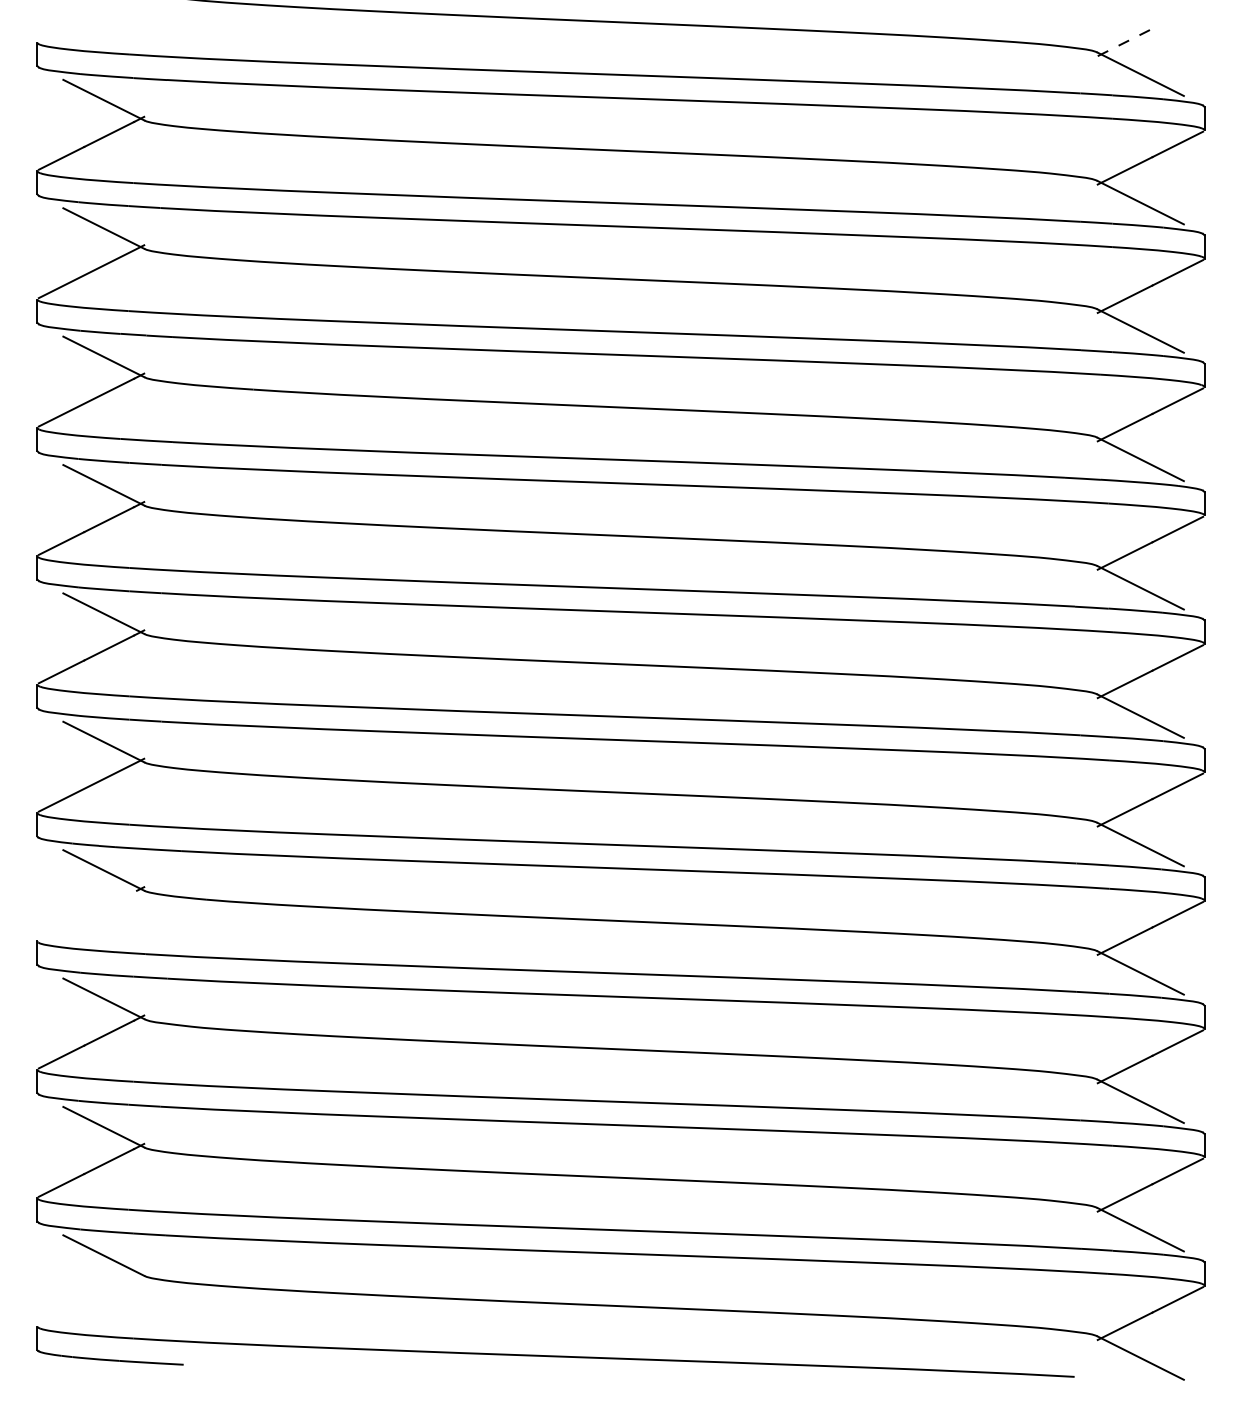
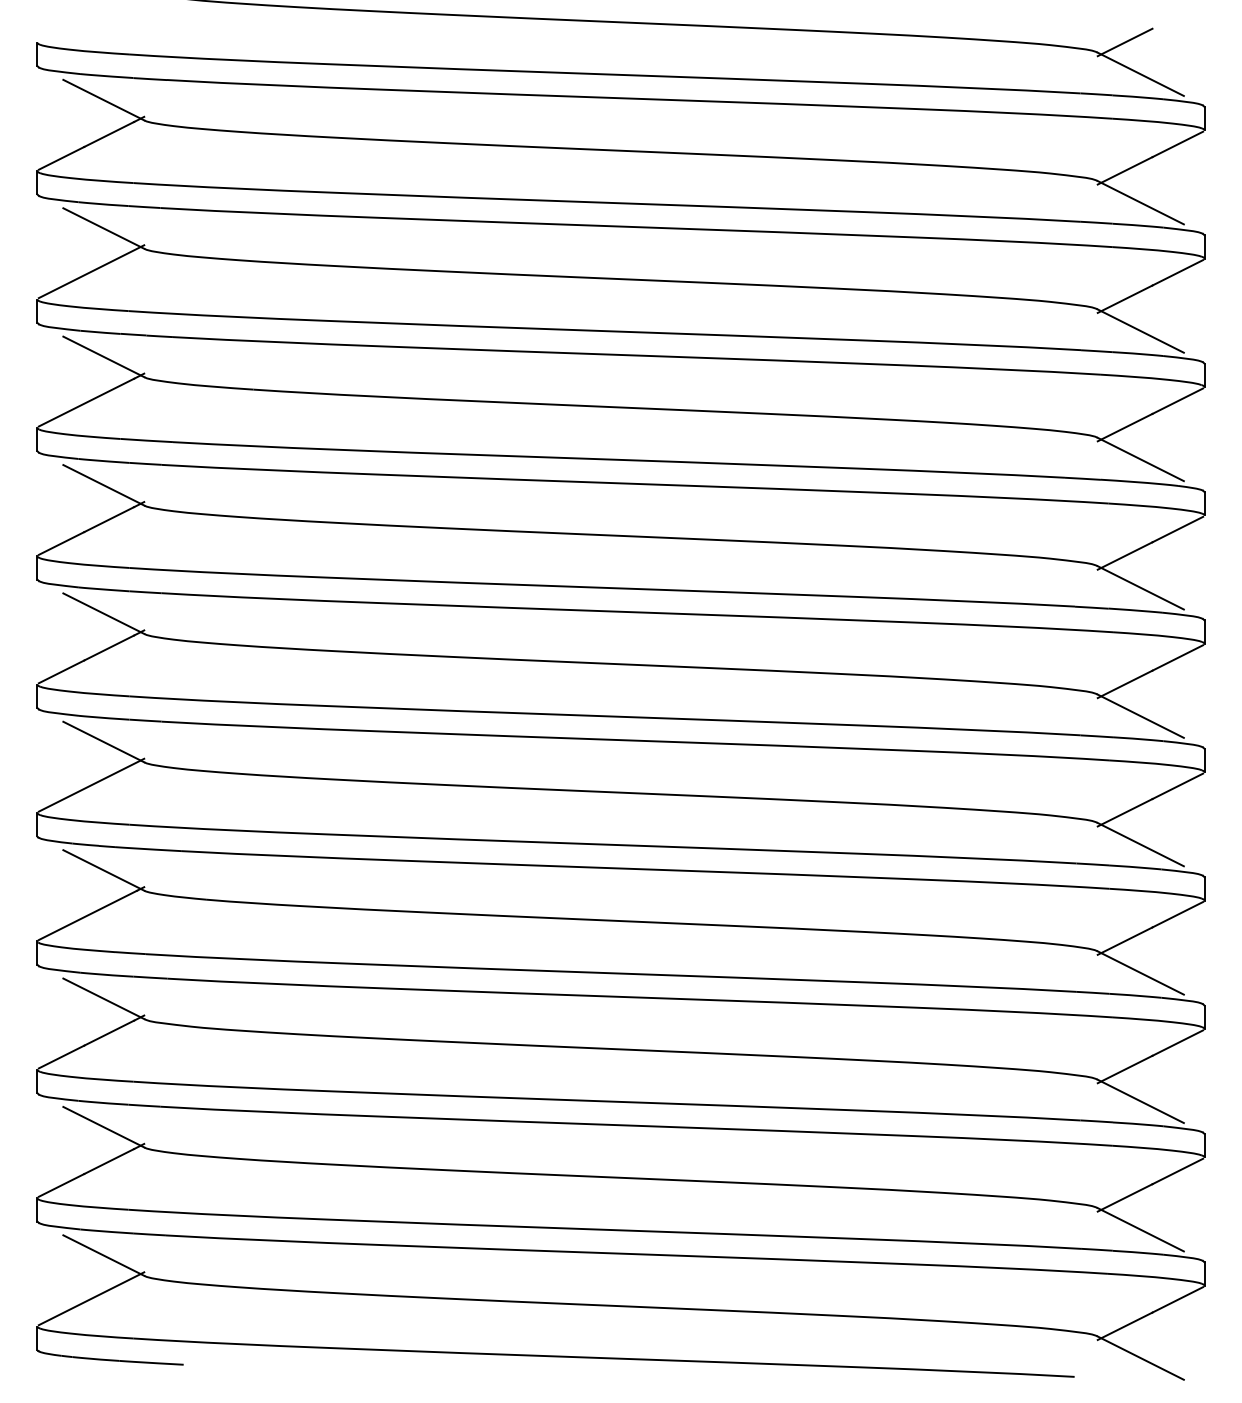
line: dashed -> solid (1125, 42)
line: none -> present (87, 915)
line: none -> present (91, 1298)
